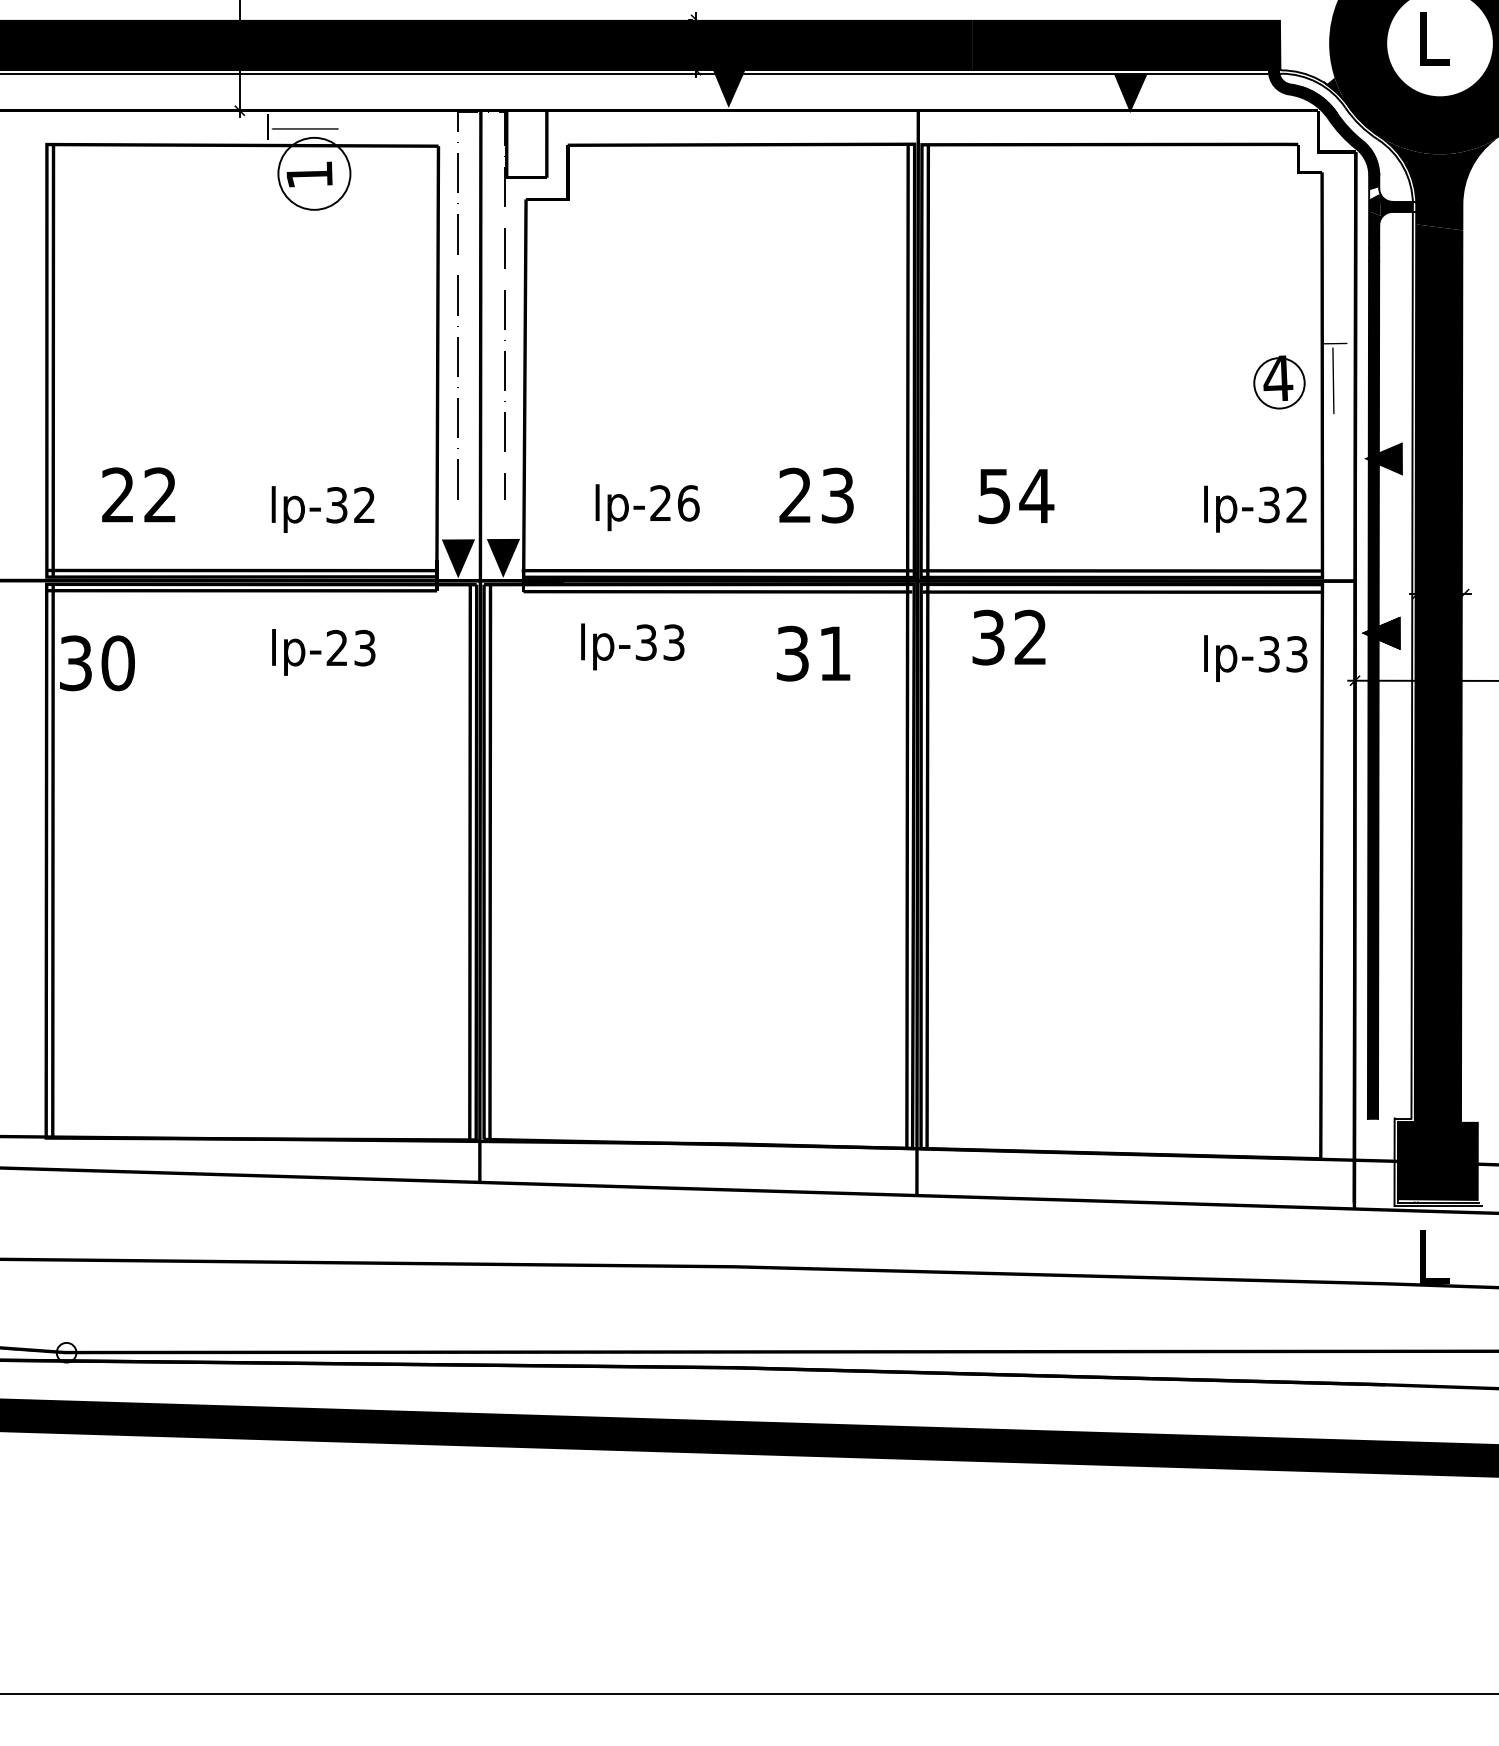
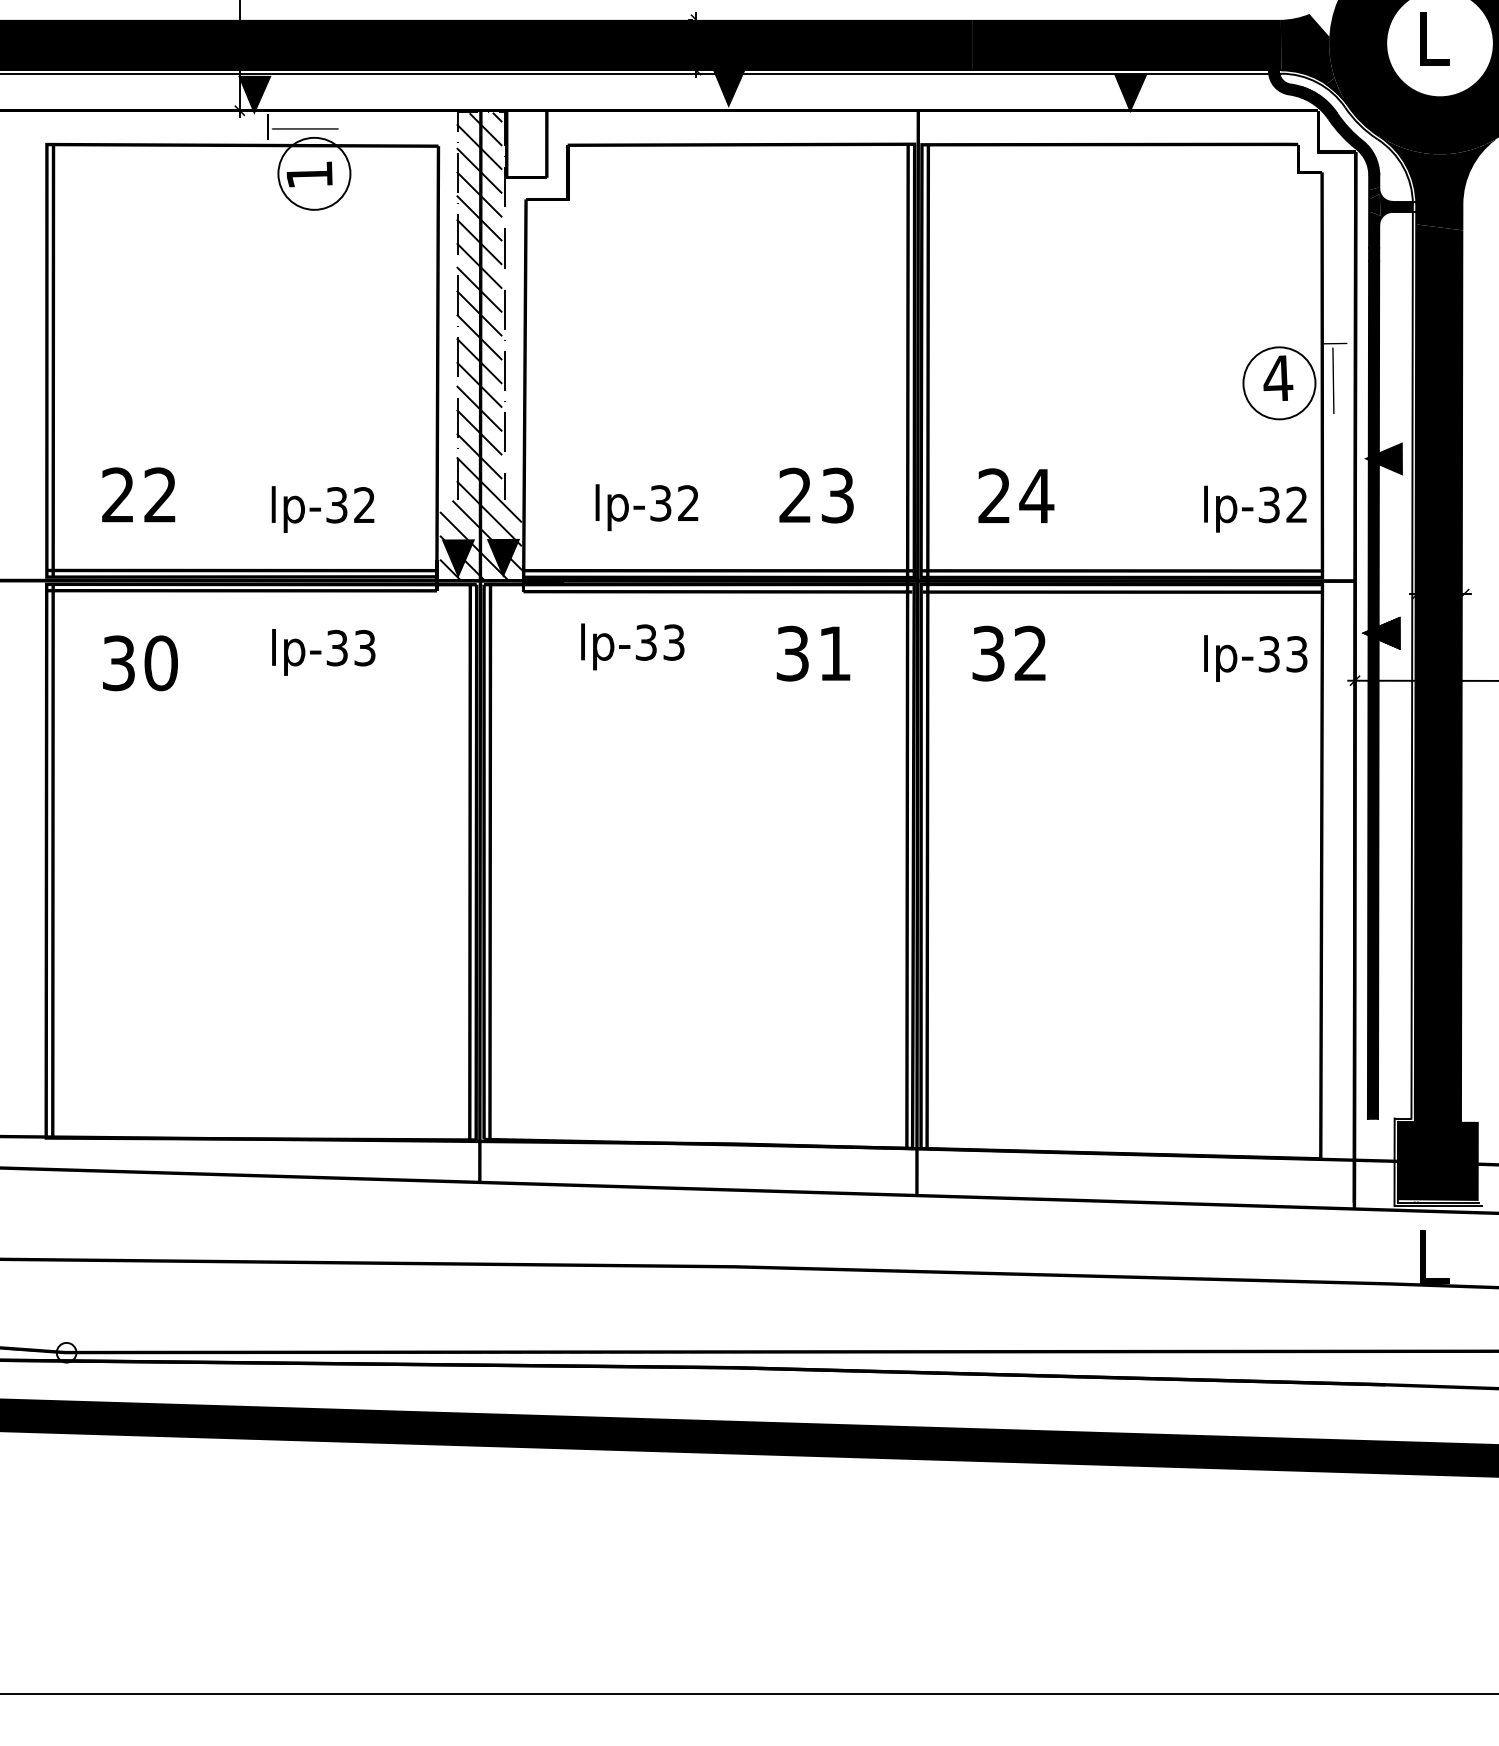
fill: none -> present (1307, 48)
fill: none -> present (254, 94)
fill: none -> present (1374, 193)
hatch: none -> present (480, 346)
circle diameter: 50 px -> 72 px (1279, 383)
text: 54 -> 24 (994, 496)
text: lp-26 -> lp-32 (674, 503)
text position: (1008, 637) -> (1008, 653) (1008, 653)
text: lp-23 -> lp-33 (336, 648)
text position: (97, 663) -> (140, 663) (140, 663)
